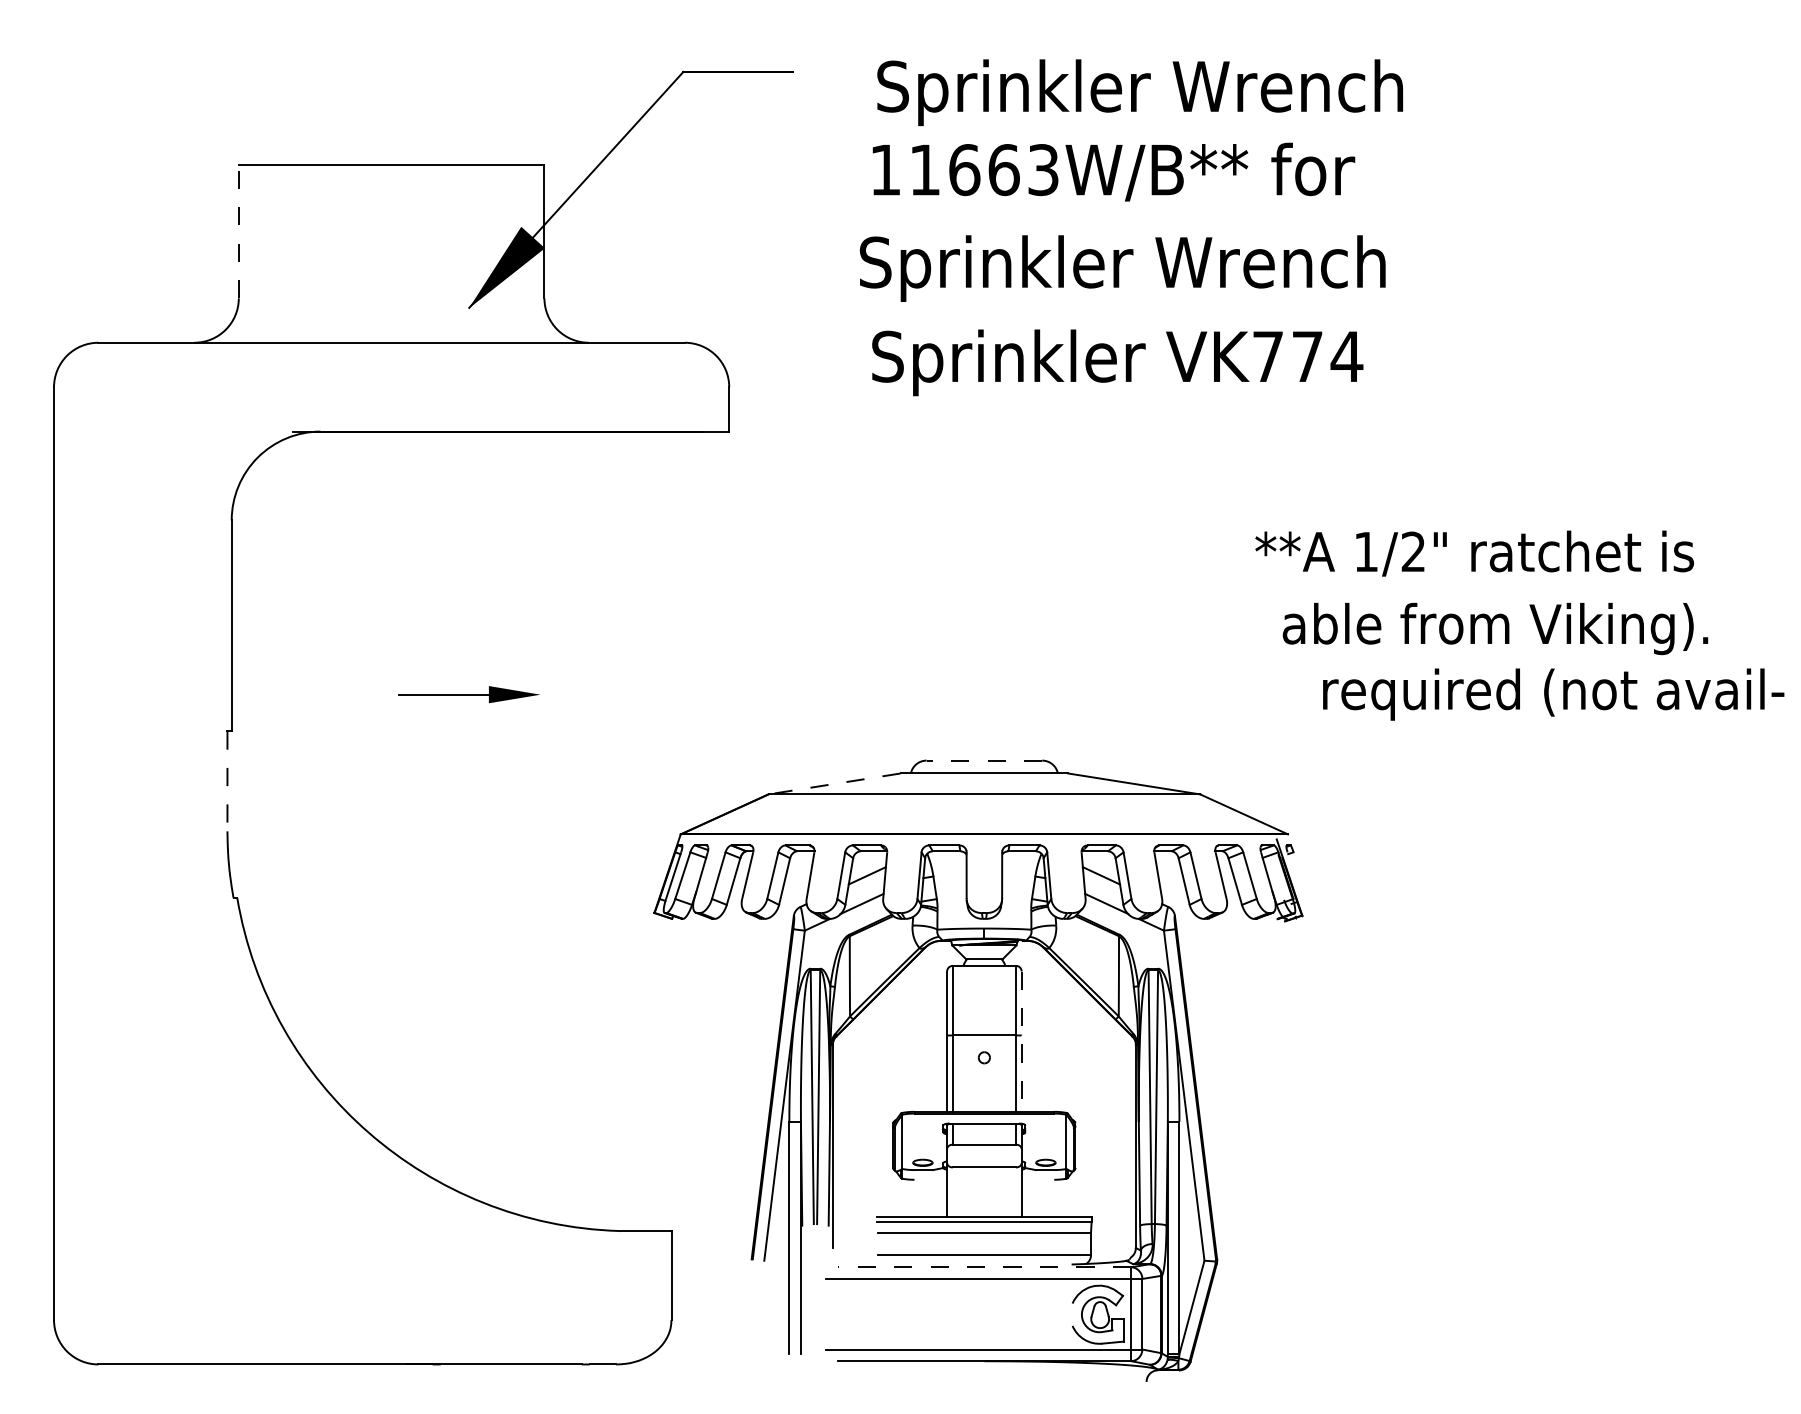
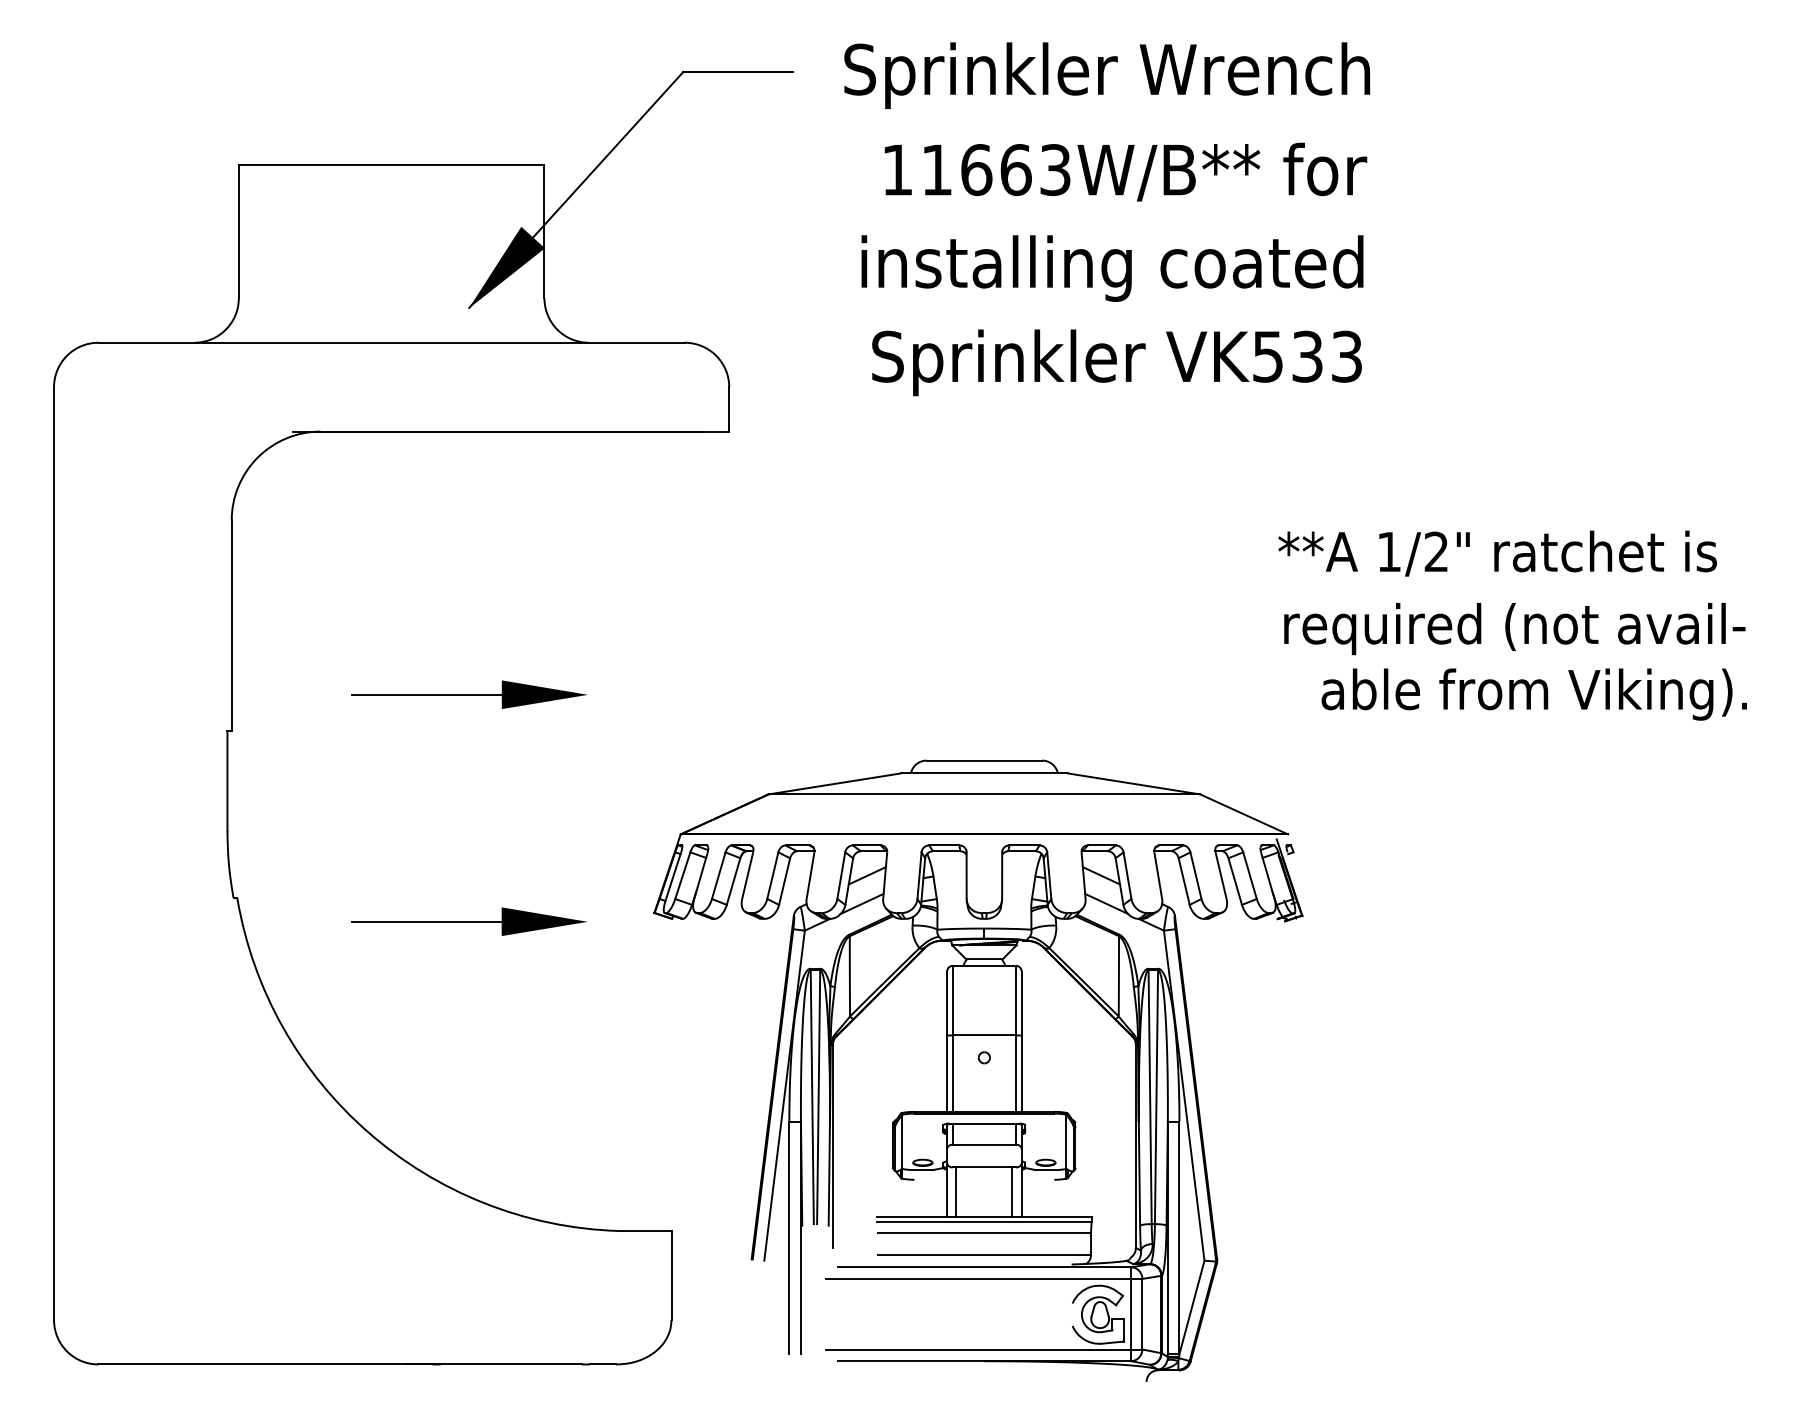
text position: (1139, 92) -> (1106, 75) (1106, 75)
text position: (1113, 171) -> (1125, 171) (1125, 171)
line: dashed -> solid (238, 231)
text: Sprinkler Wrench -> installing coated (1122, 268)
text: VK774 -> VK533 (1308, 356)
text position: (1474, 553) -> (1497, 553) (1497, 553)
text: able from Viking). -> required (not avail- (1513, 628)
part size: 142x18 px -> 237x29 px (469, 694)
text: required (not avail- -> able from Viking). (1552, 694)
line: dashed -> solid (984, 760)
line: dashed -> solid (227, 781)
line: dashed -> solid (834, 783)
part: none -> present (469, 921)
line: dashed -> solid (1021, 1042)
line: none -> present (956, 1191)
line: none -> present (1012, 1191)
line: dashed -> solid (984, 1267)
